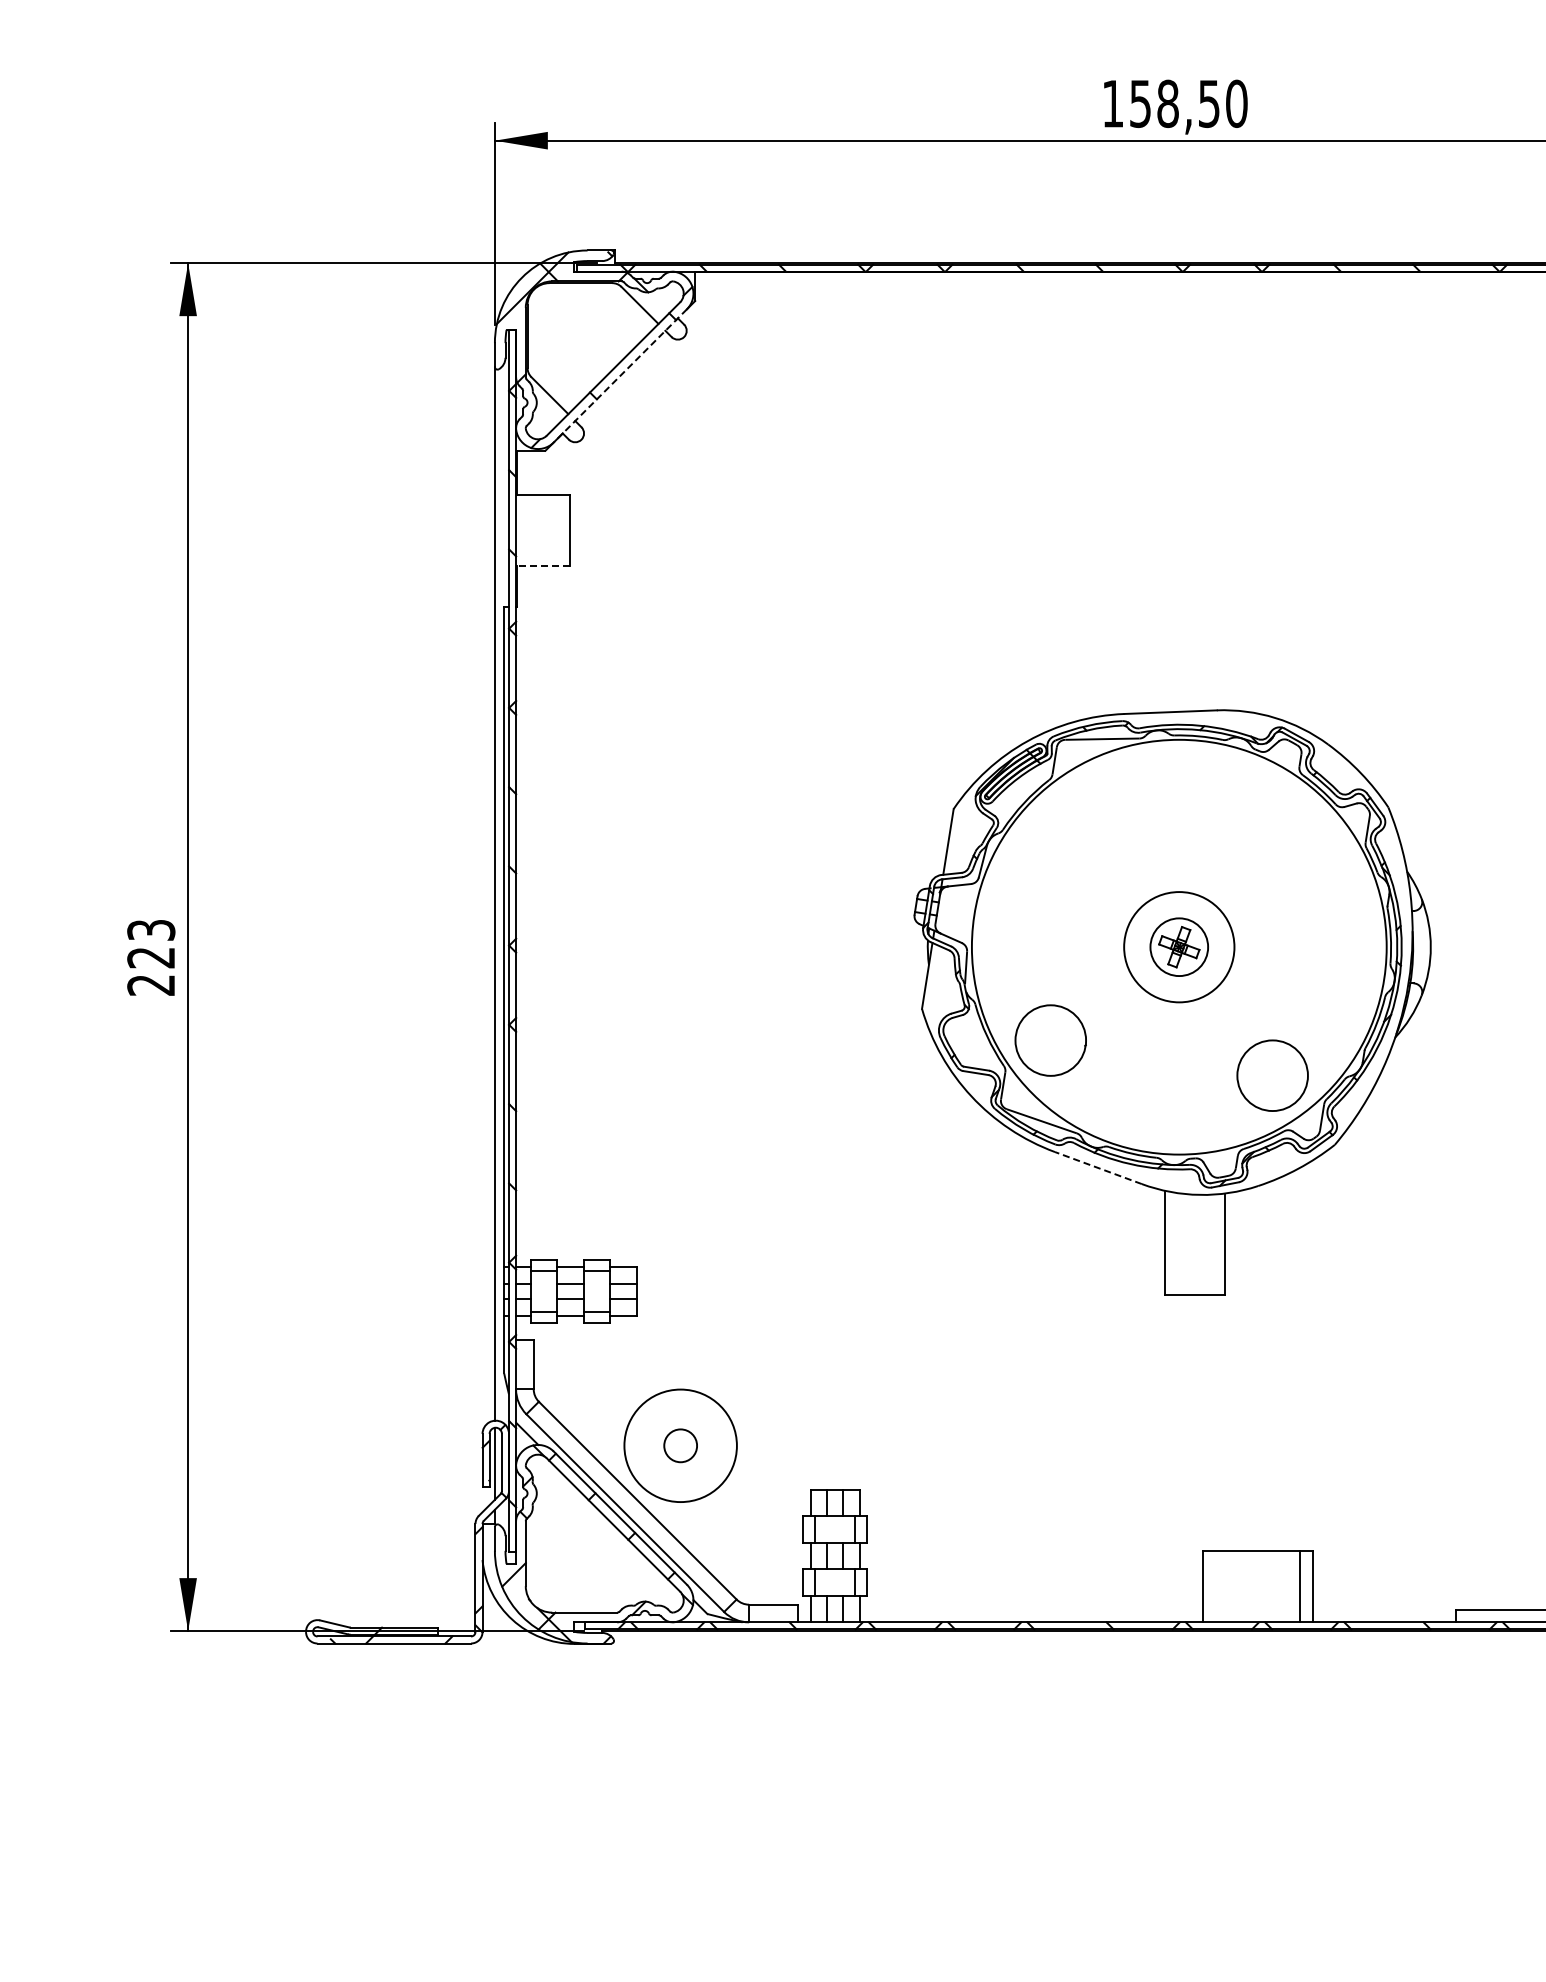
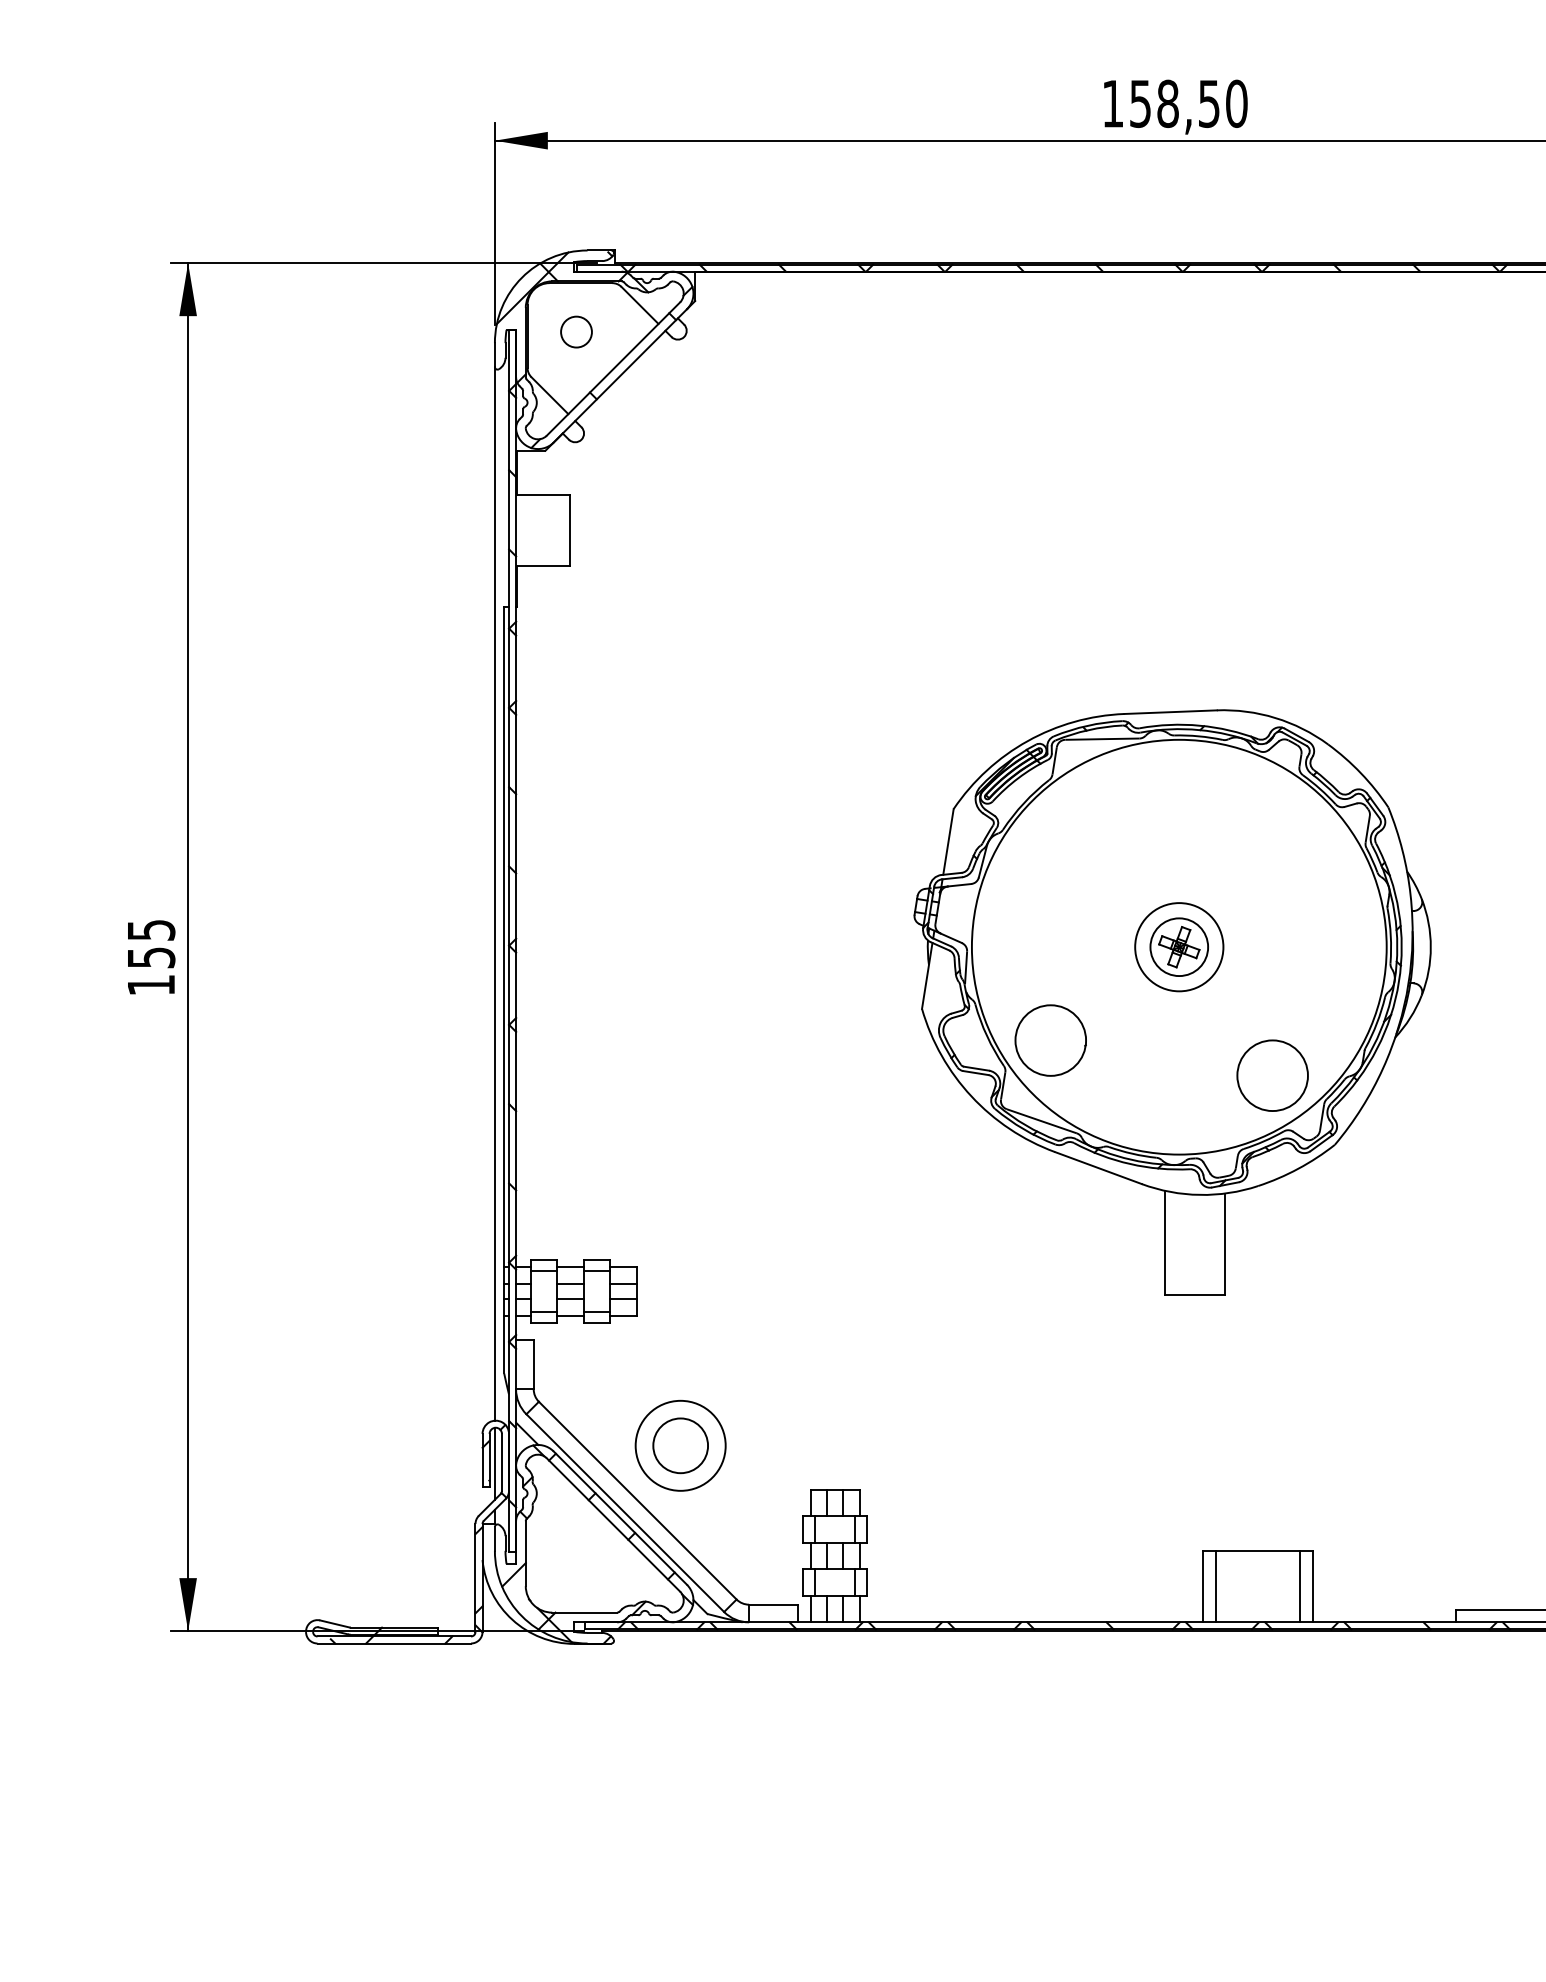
circle: none -> present (576, 331)
line: dashed -> solid (619, 376)
line: dashed -> solid (543, 566)
circle diameter: 110 px -> 88 px (1179, 947)
text: 223 -> 155 (151, 957)
line: dashed -> solid (1097, 1167)
circle diameter: 113 px -> 90 px (680, 1445)
circle diameter: 33 px -> 55 px (680, 1445)
line: none -> present (1216, 1586)
